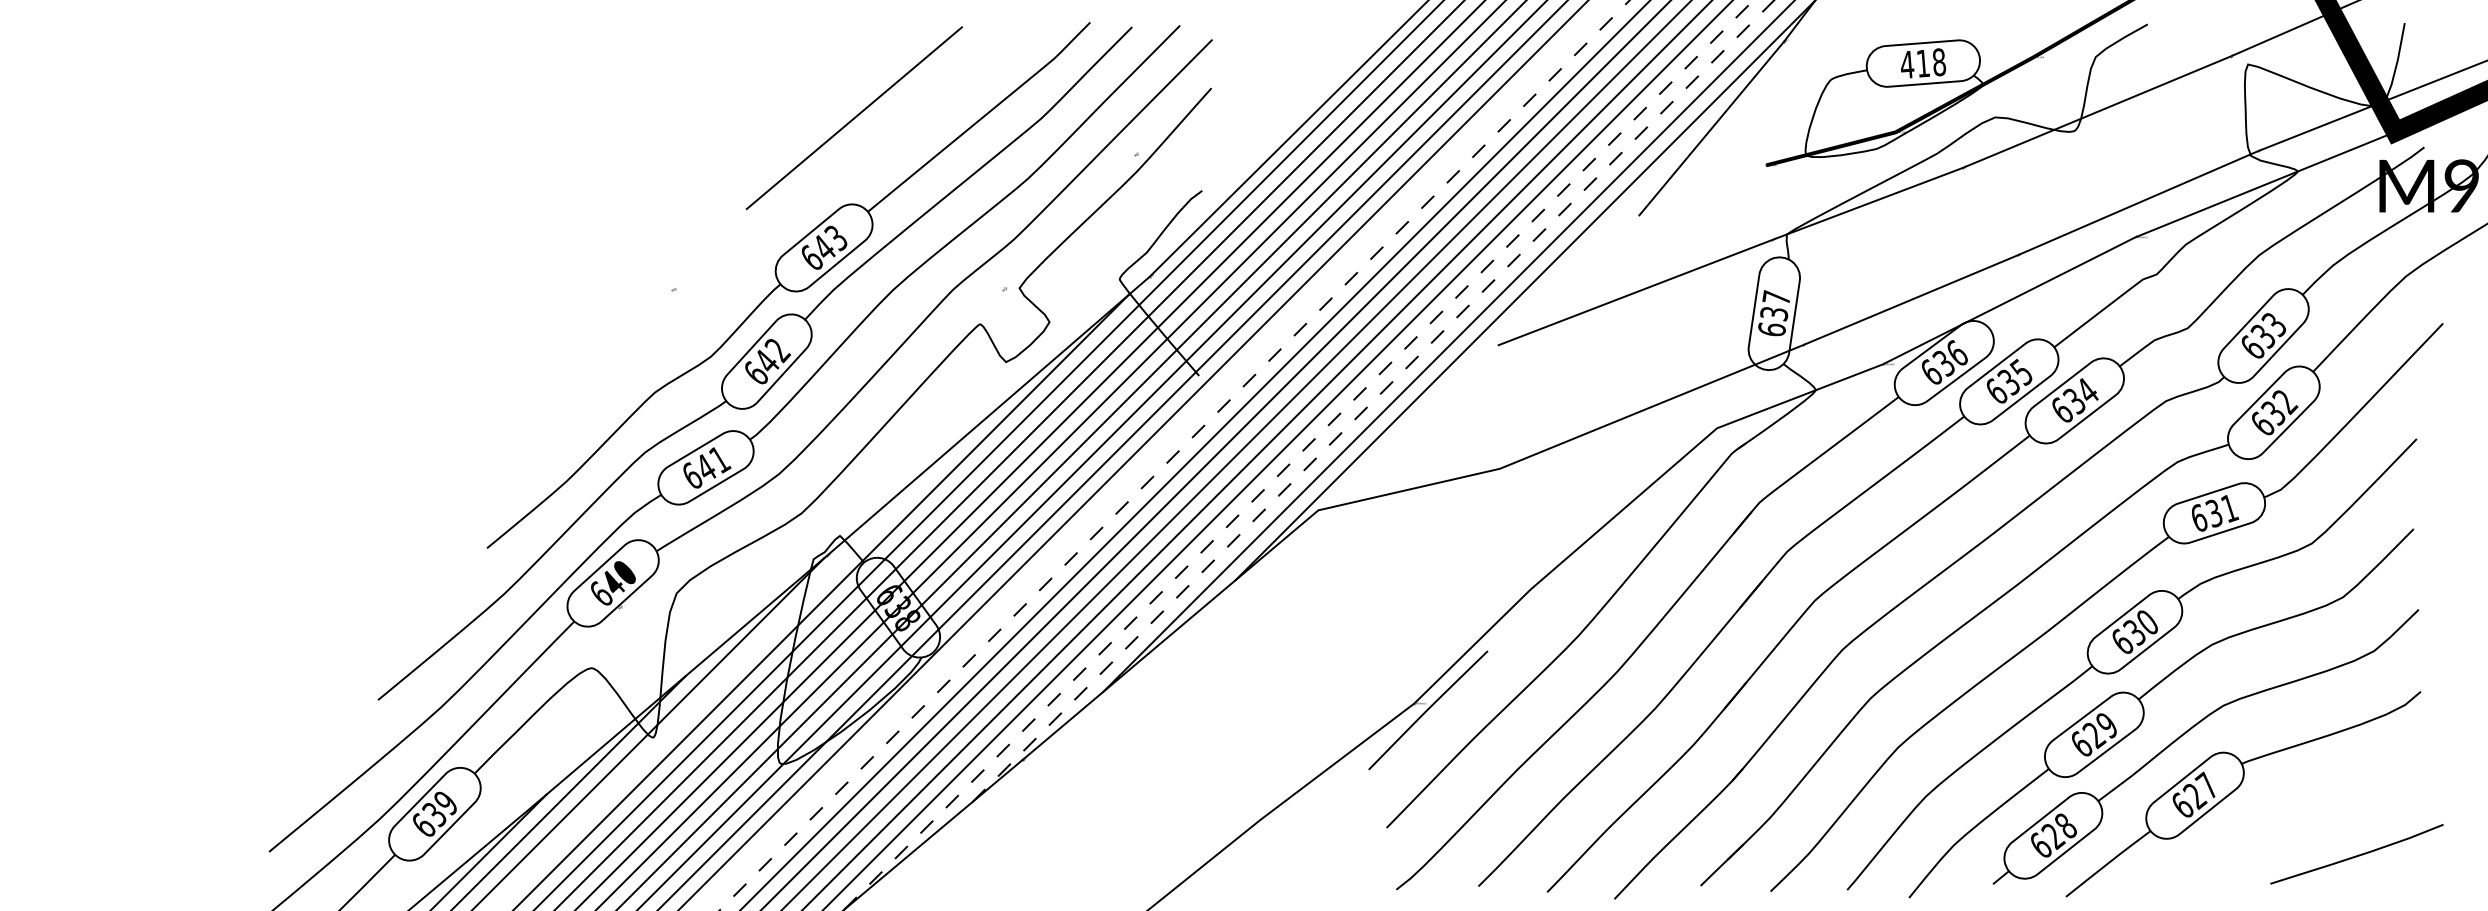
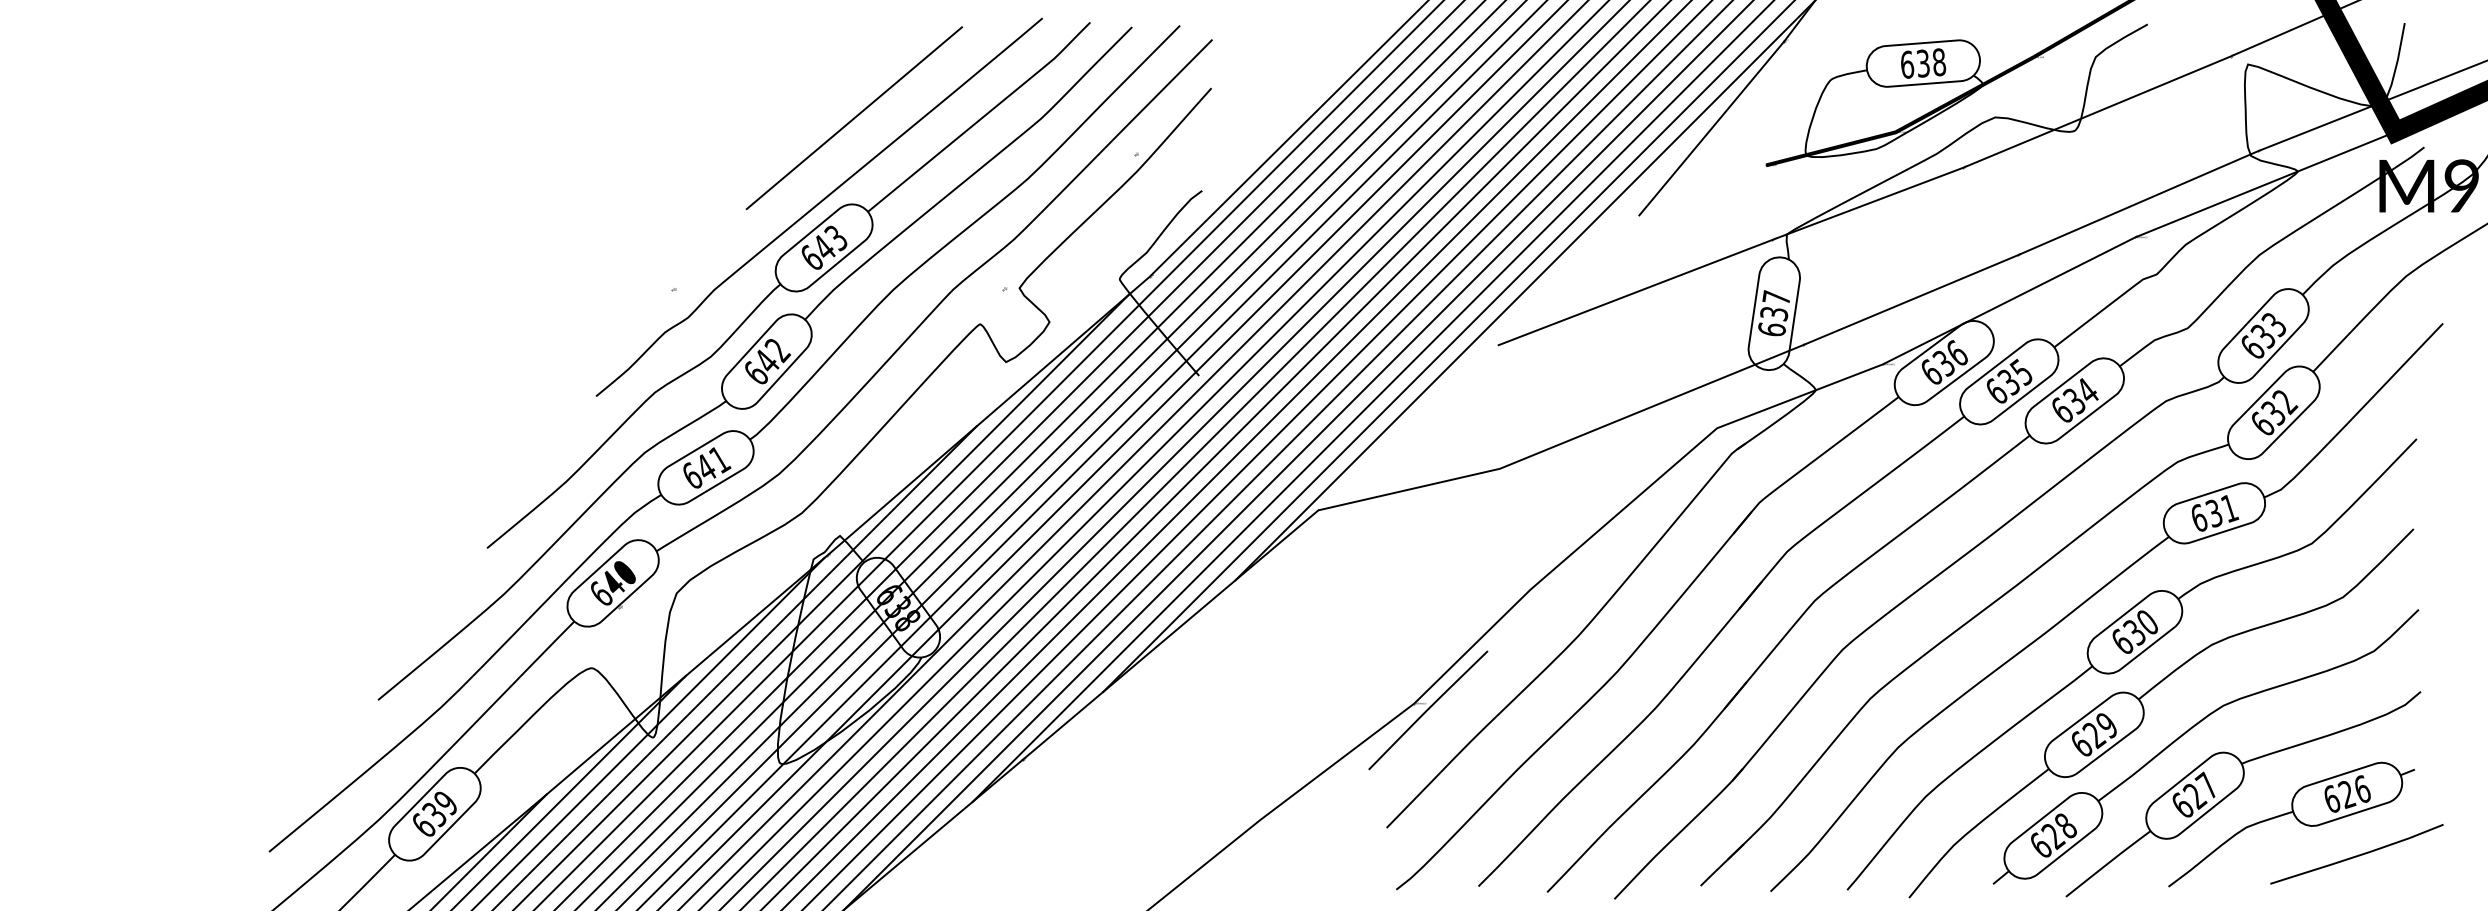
text: 418 -> 638 (1915, 63)
curve: none -> present (818, 205)
line: dashed -> solid (1373, 401)
line: none -> present (1154, 454)
line: dashed -> solid (1299, 454)
line: dashed -> solid (1174, 455)
line: none -> present (735, 666)
part: none -> present (2296, 819)
